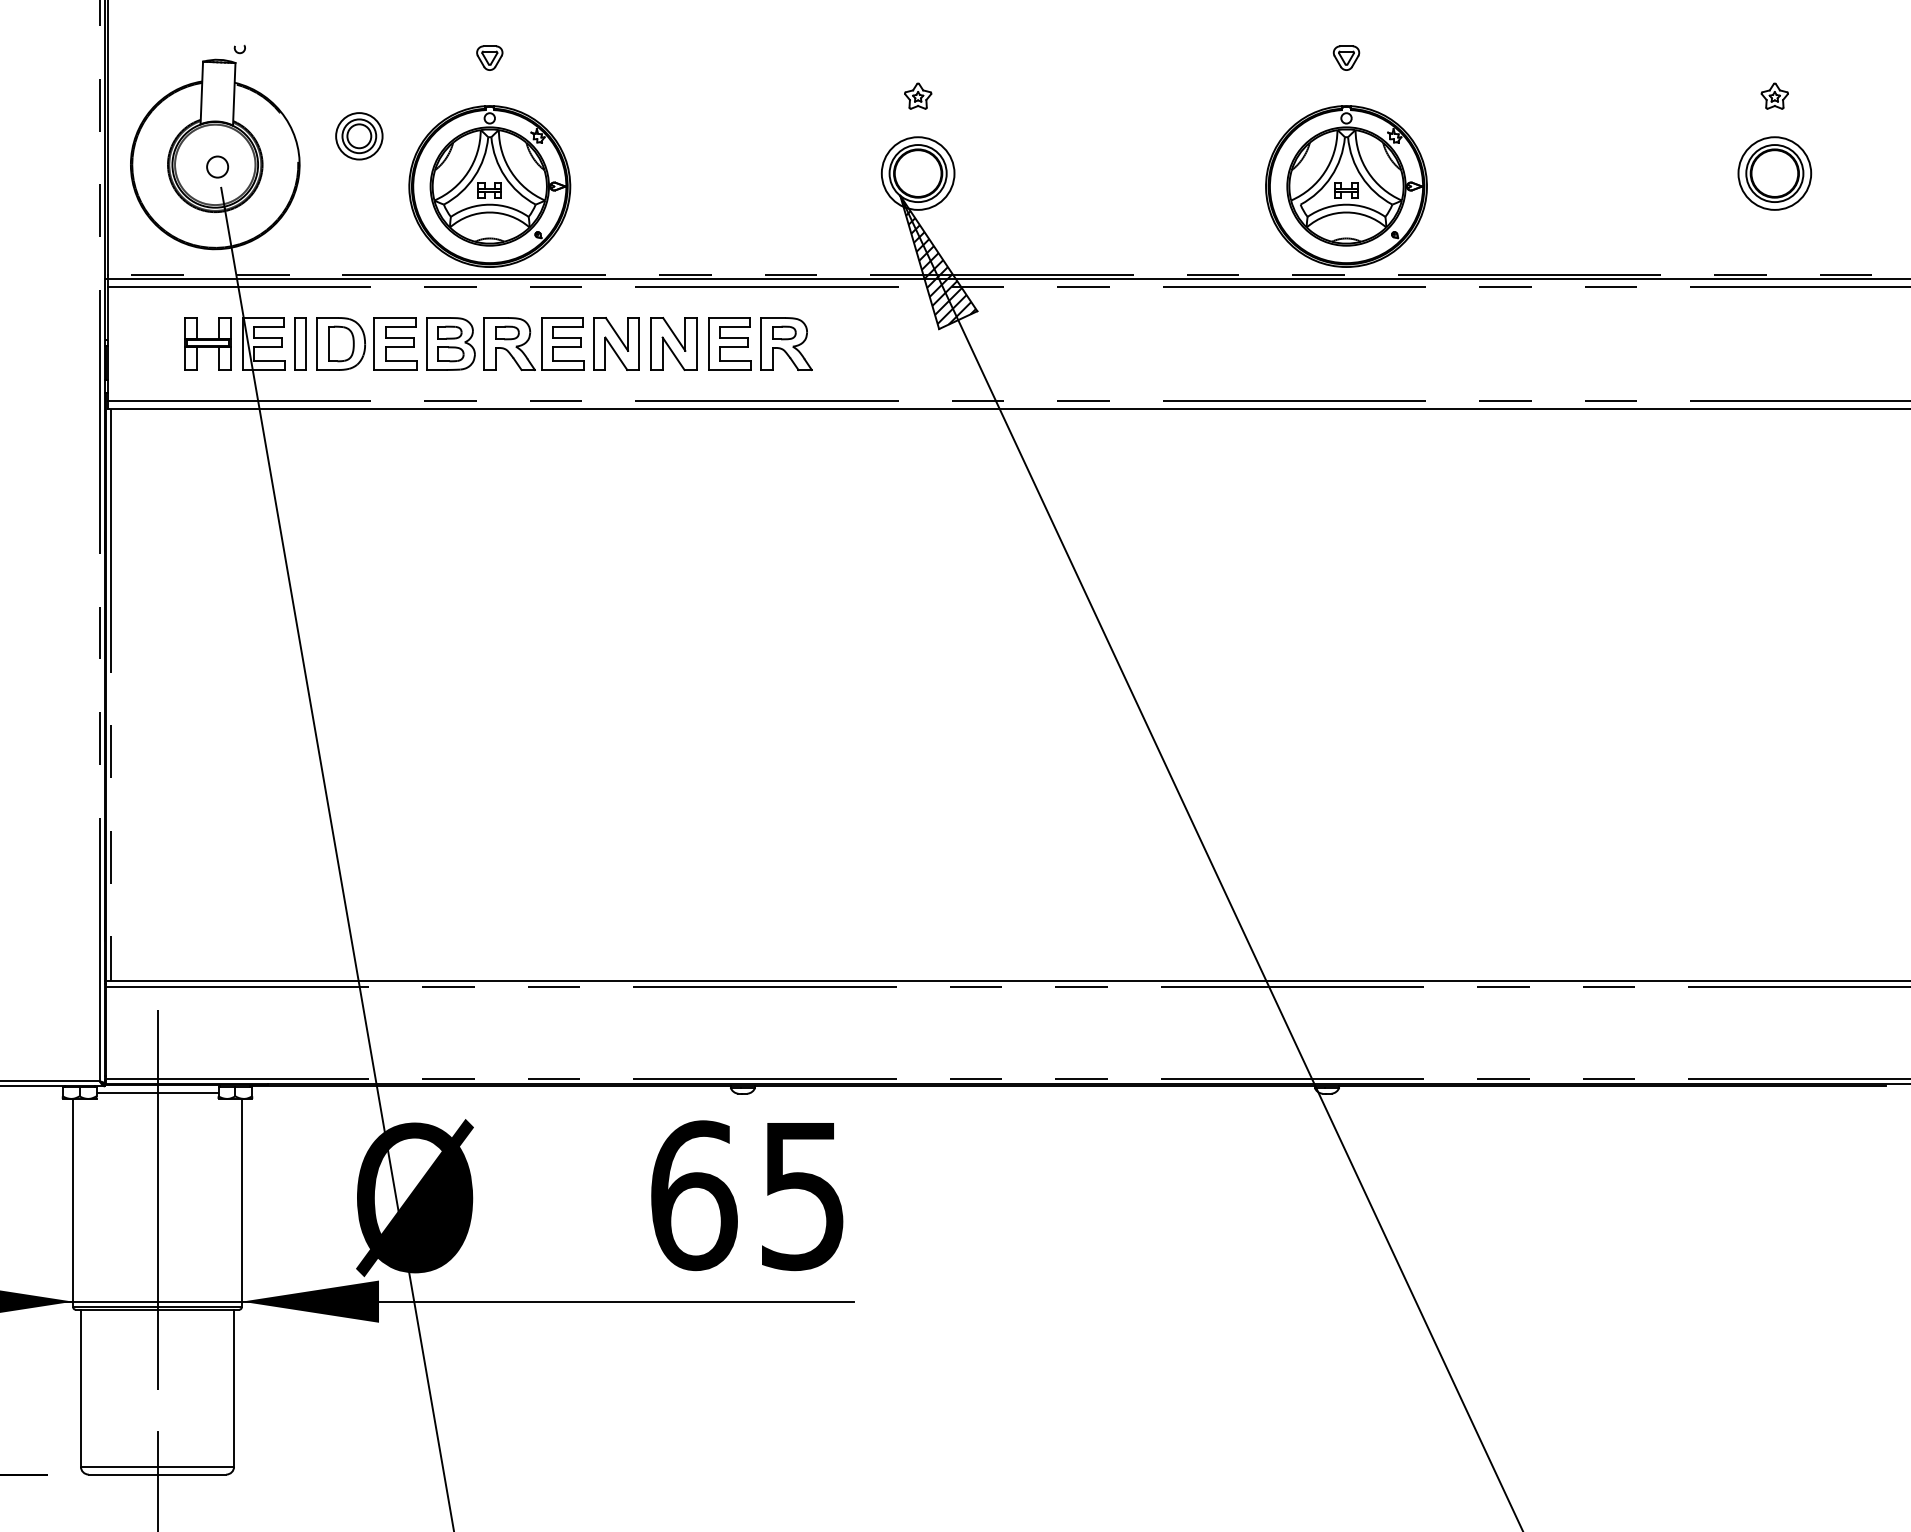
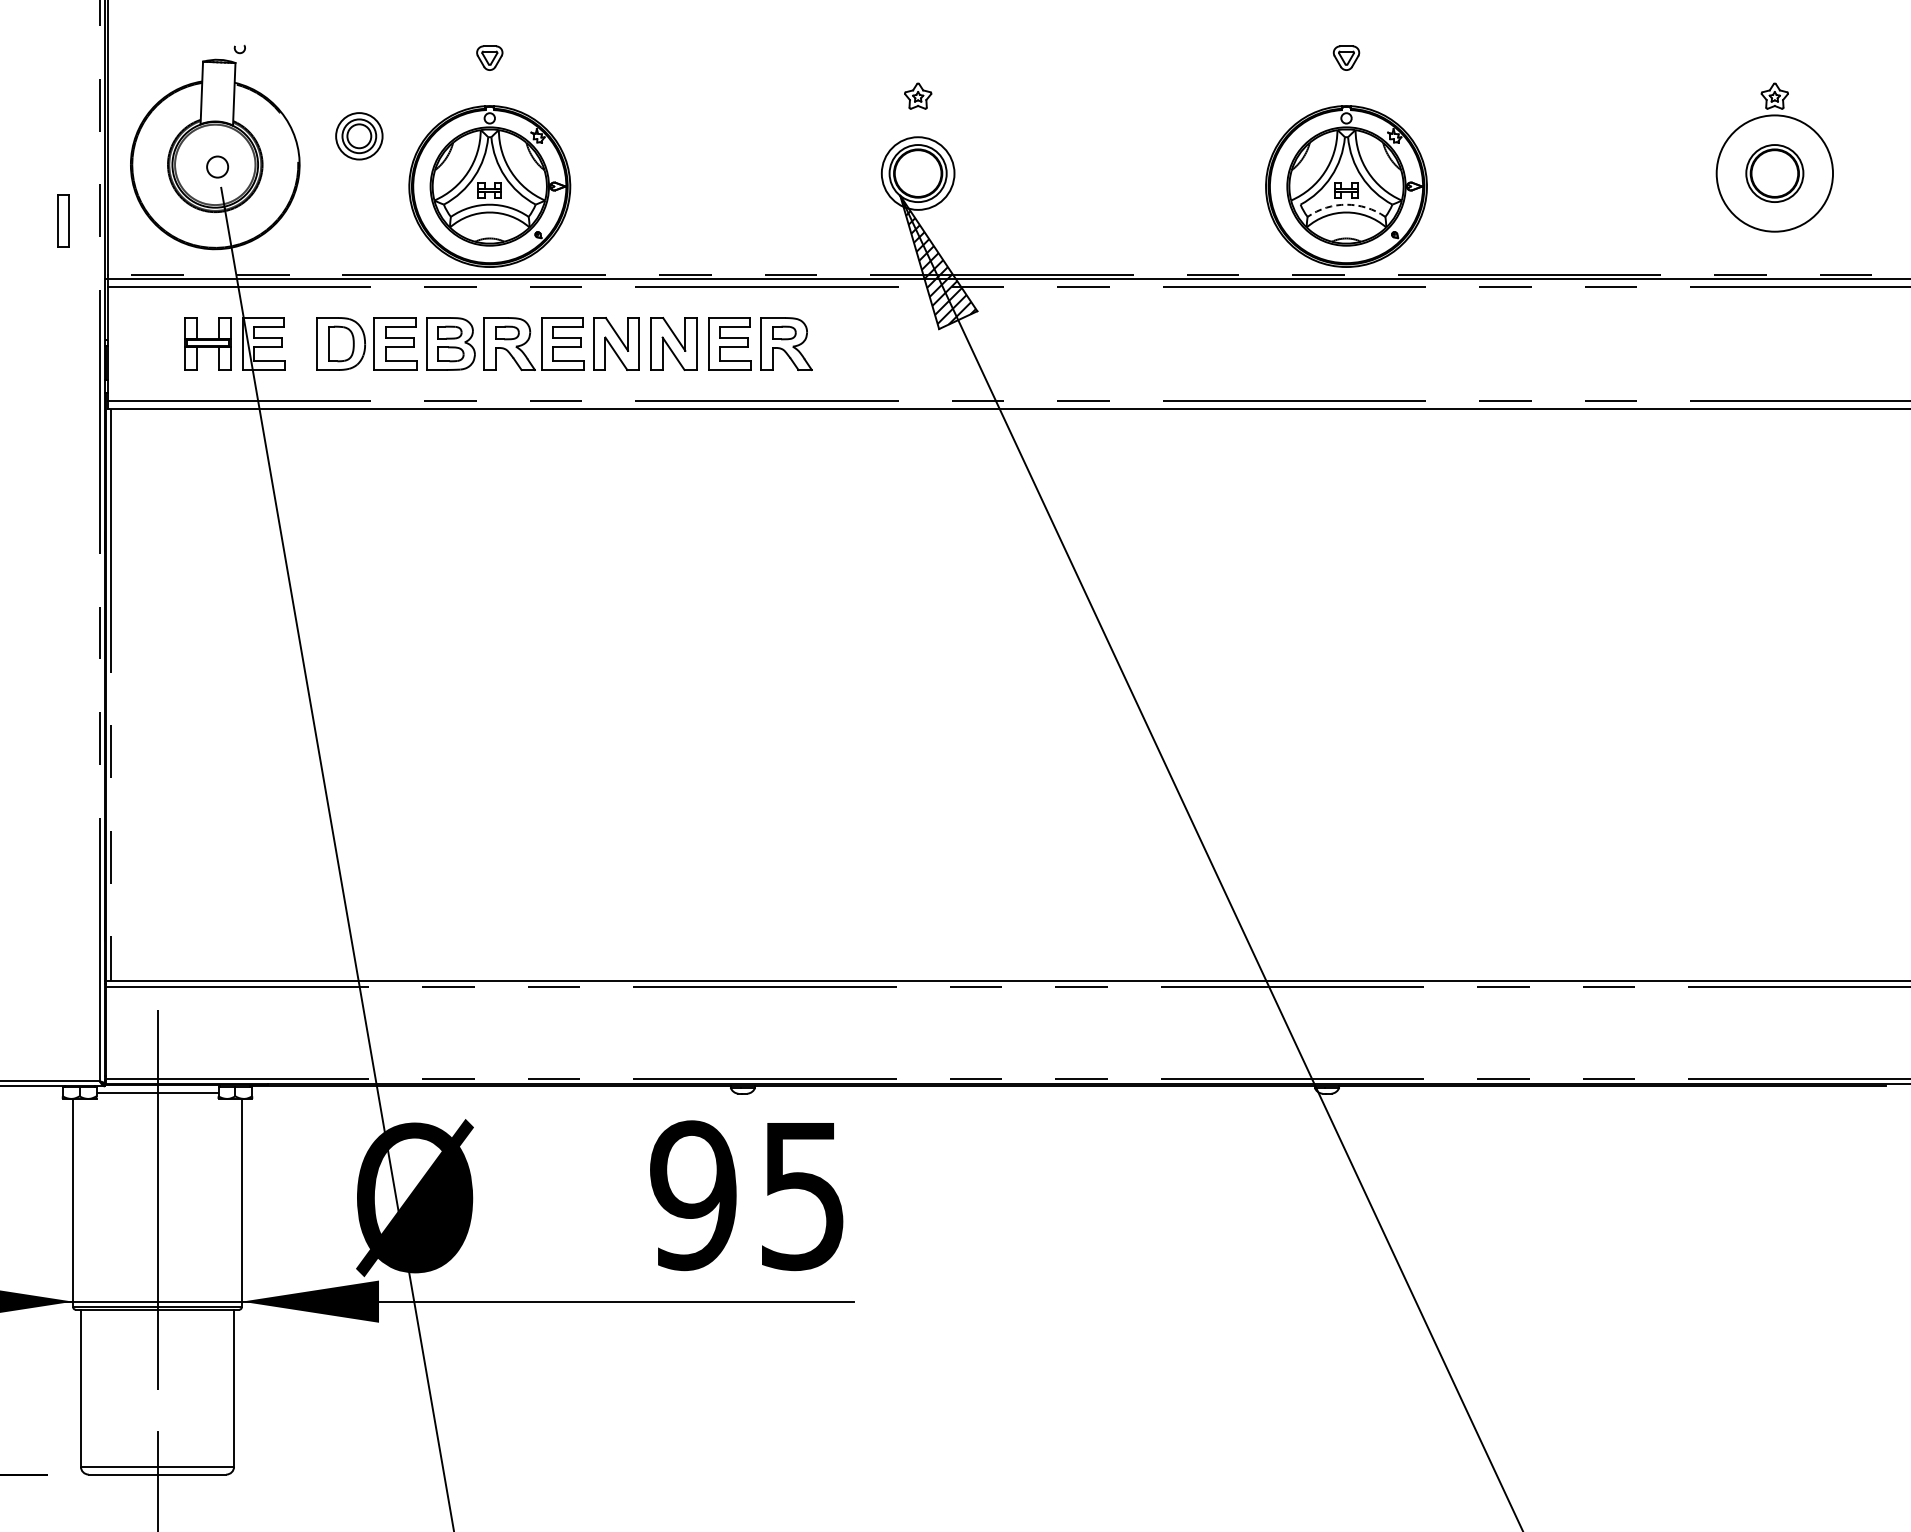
circle diameter: 73 px -> 116 px (1774, 173)
arc: solid -> dashed (1346, 204)
part position: (300, 343) -> (63, 220) (63, 220)
text: 65 -> 95 (693, 1195)
